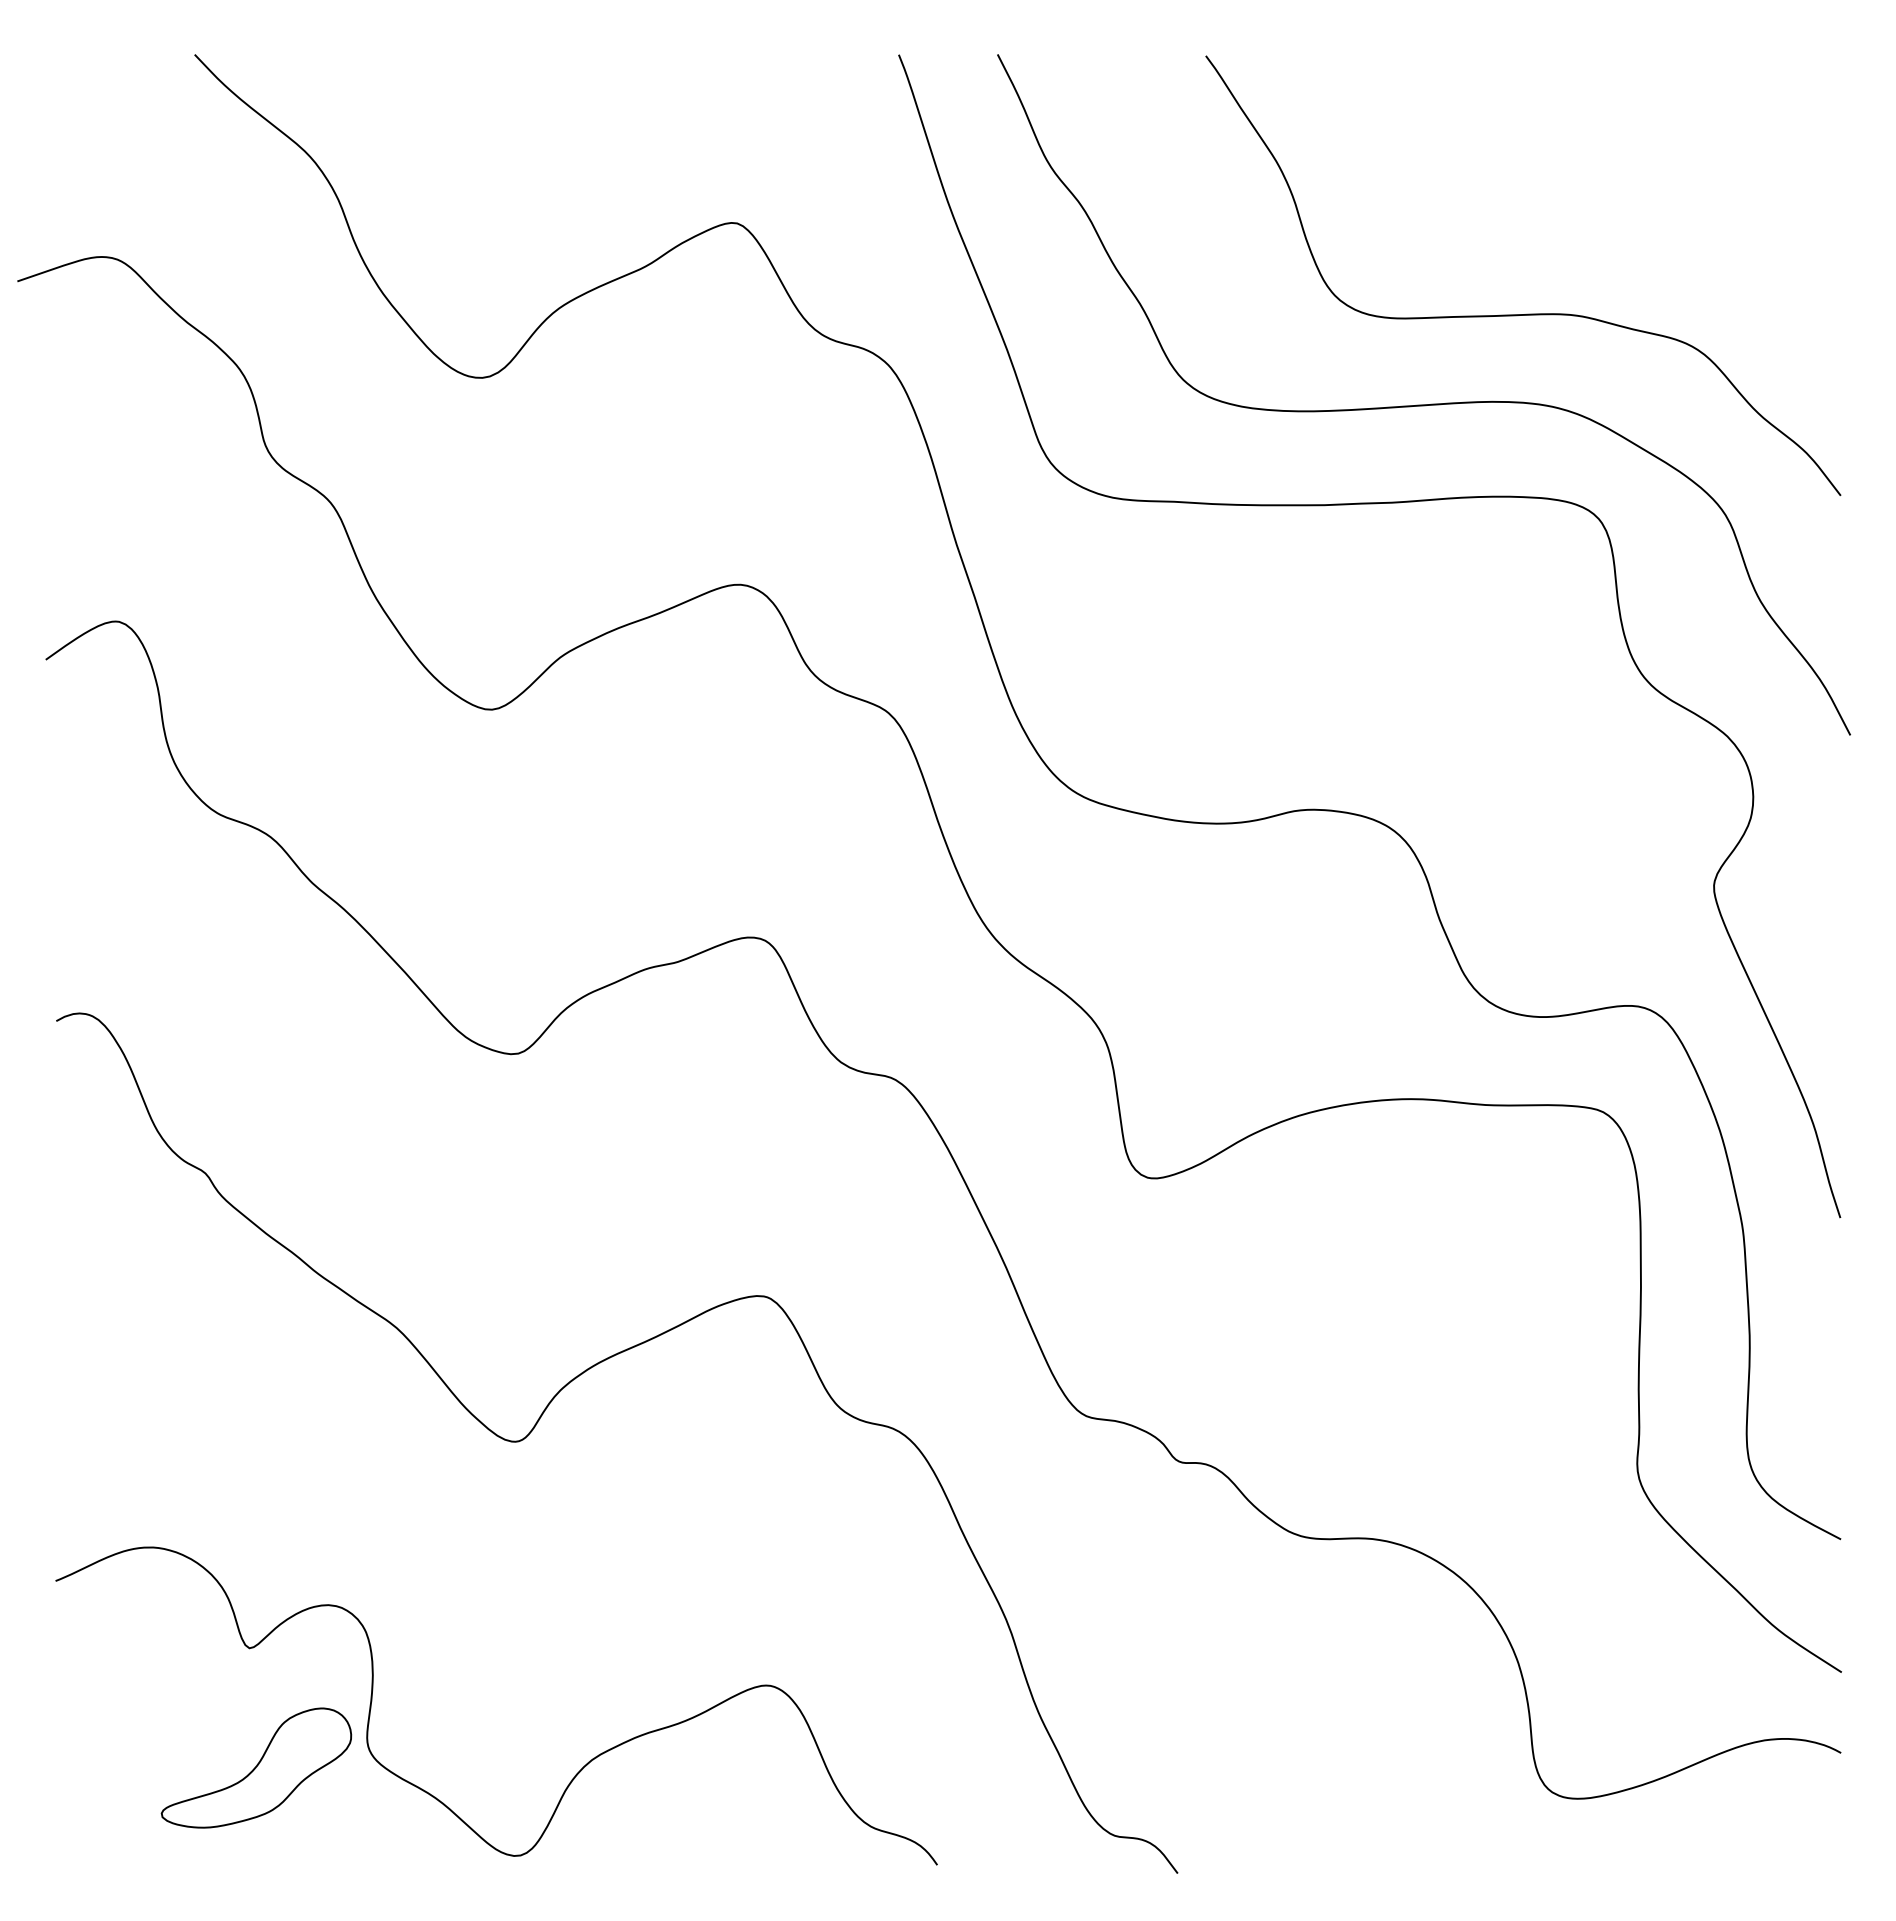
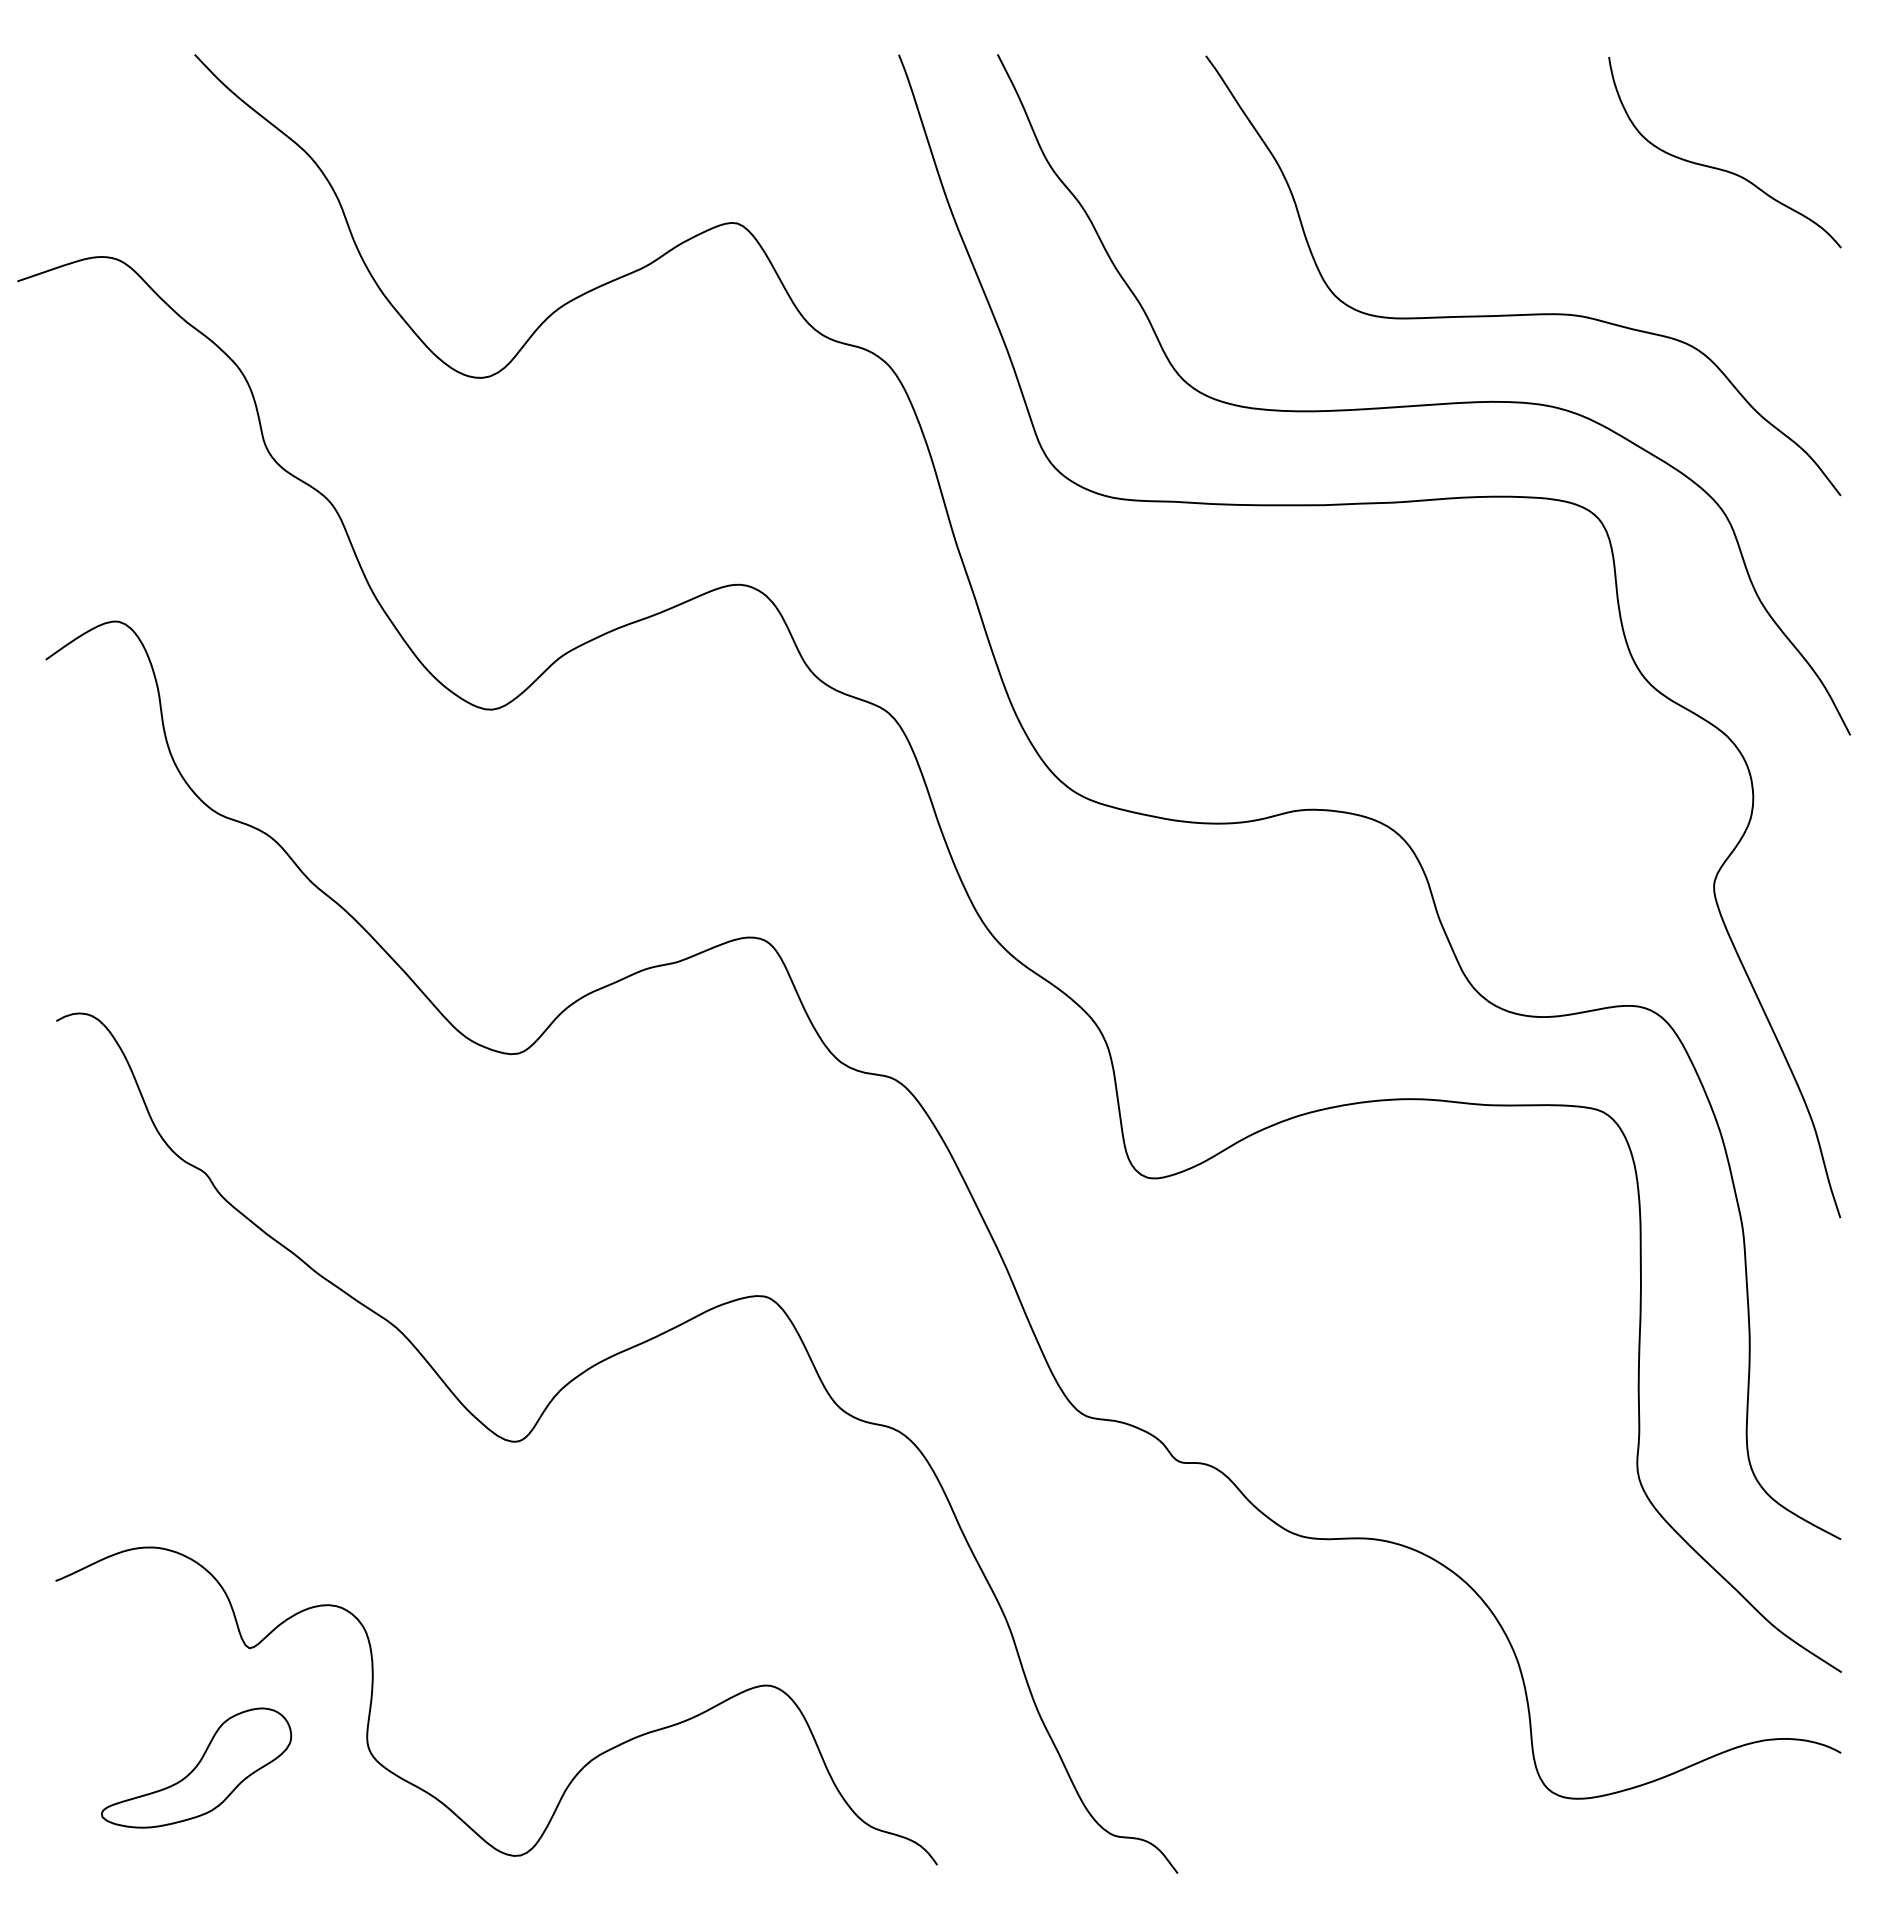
part: none -> present (1721, 168)
part position: (256, 1767) -> (196, 1767) (196, 1767)
